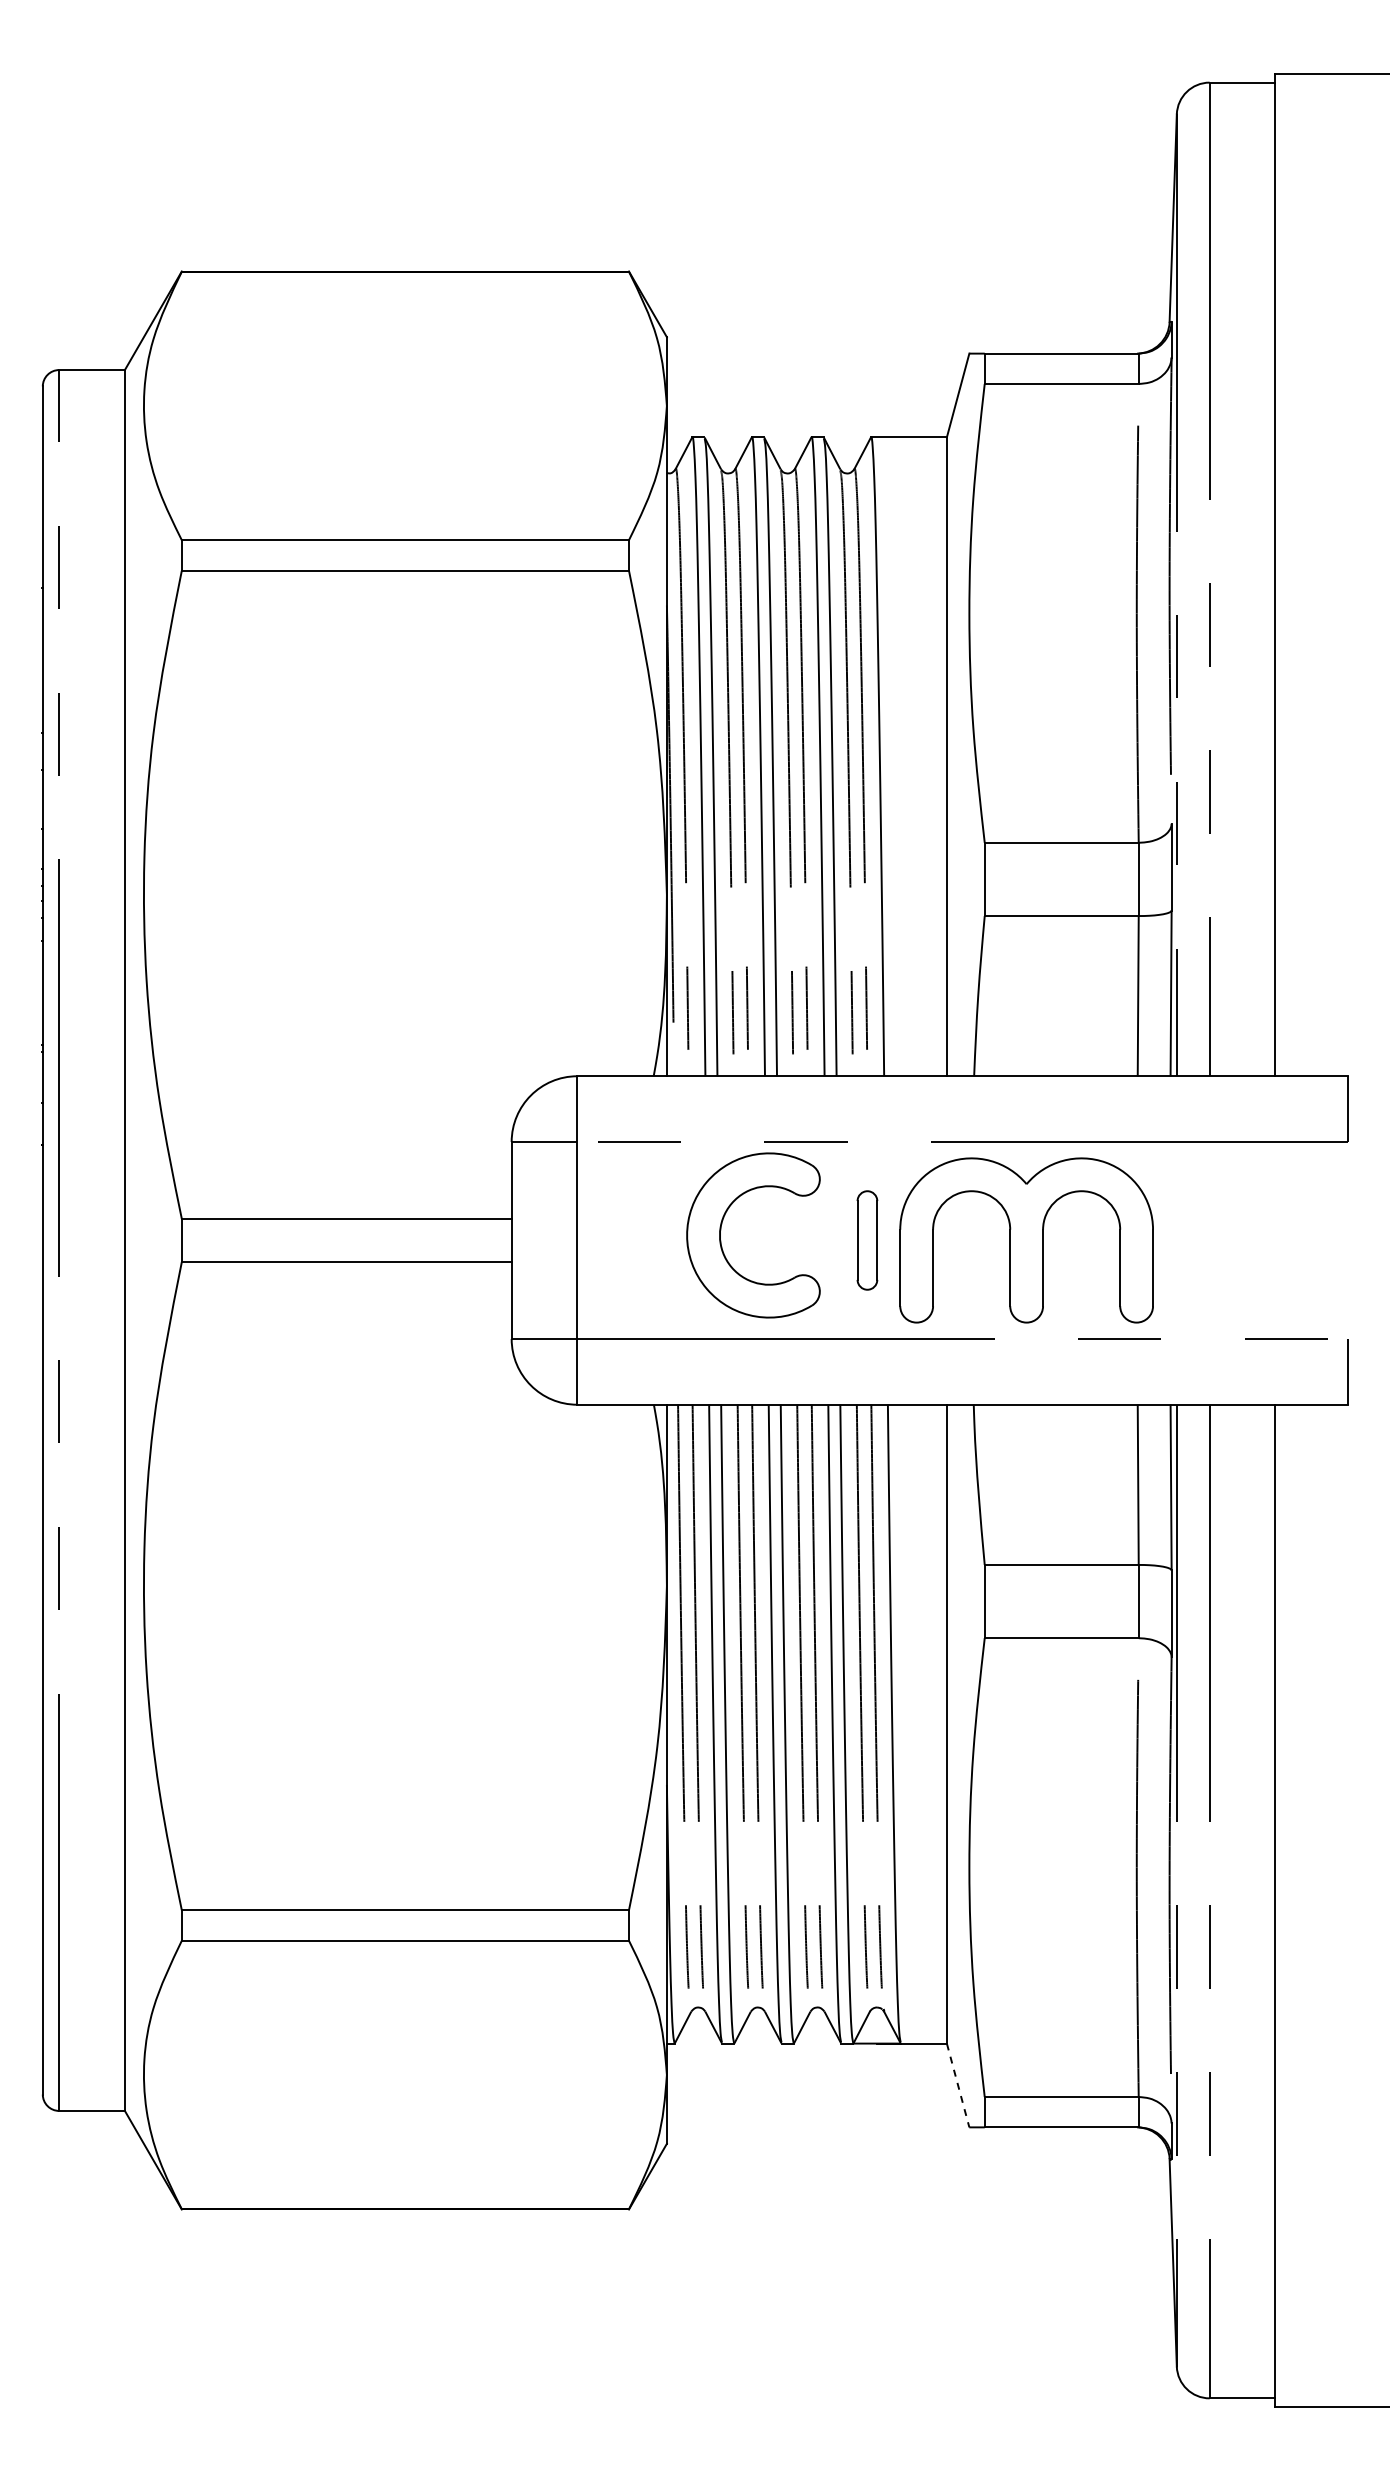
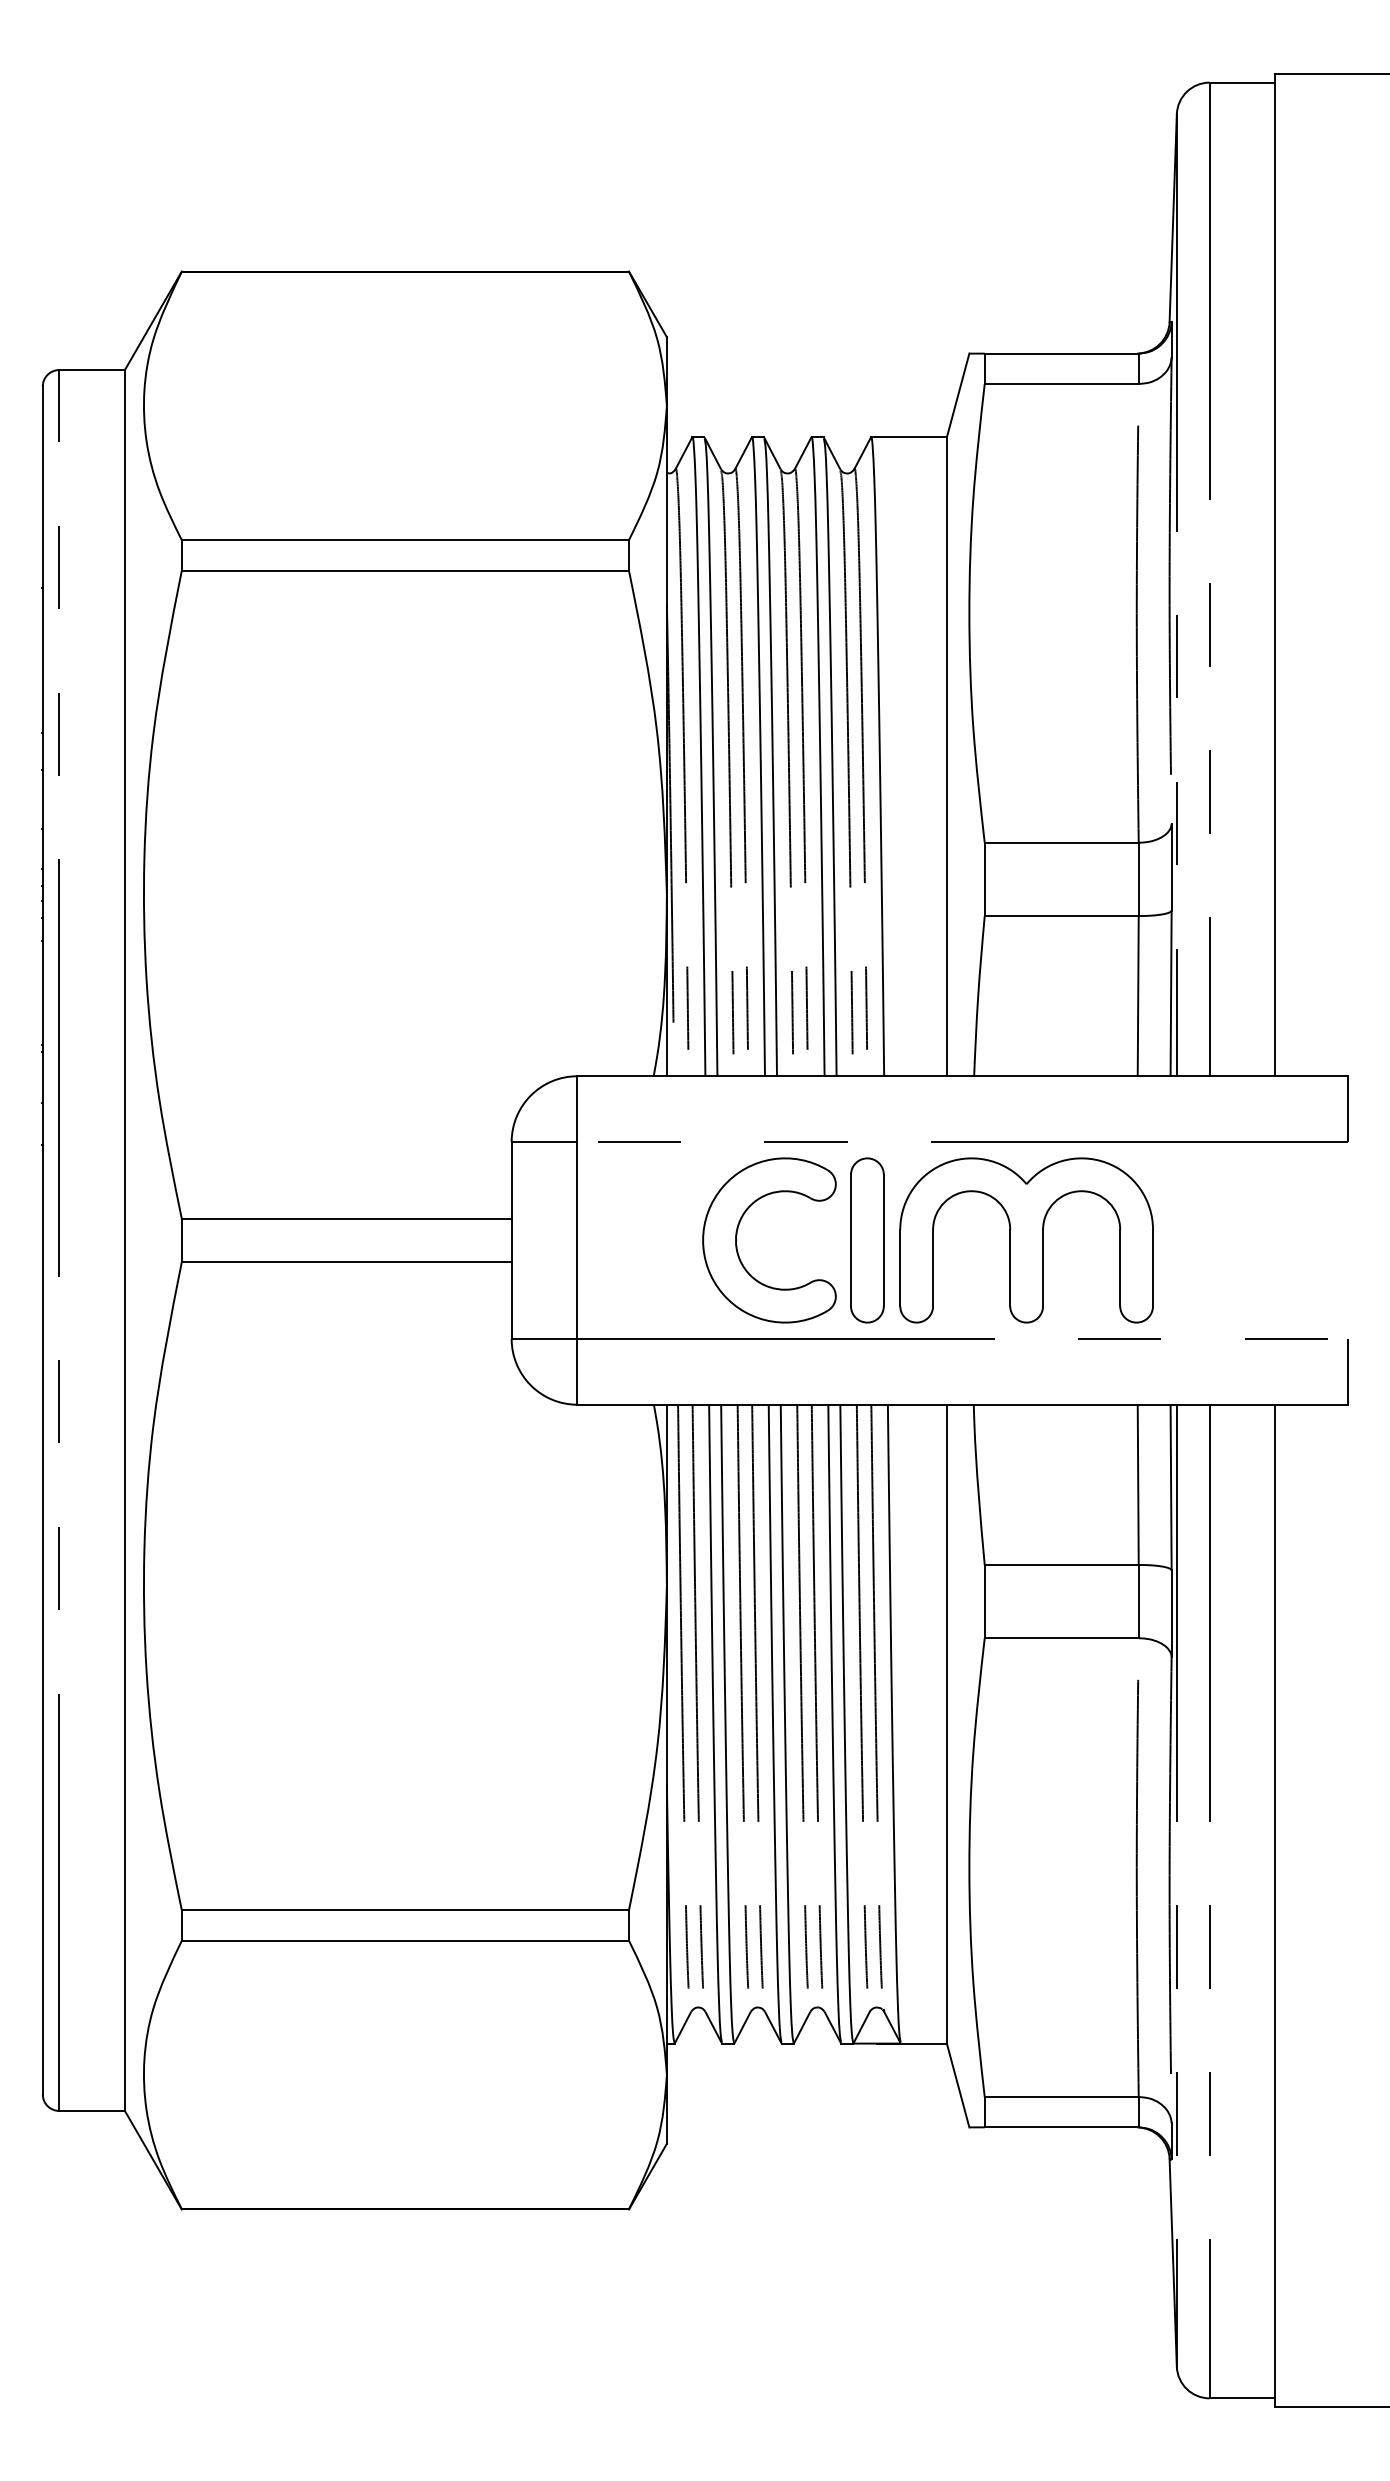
part position: (721, 1230) -> (737, 1235) (737, 1235)
part size: 23x101 px -> 35x167 px (867, 1240)
line: dashed -> solid (958, 2085)
